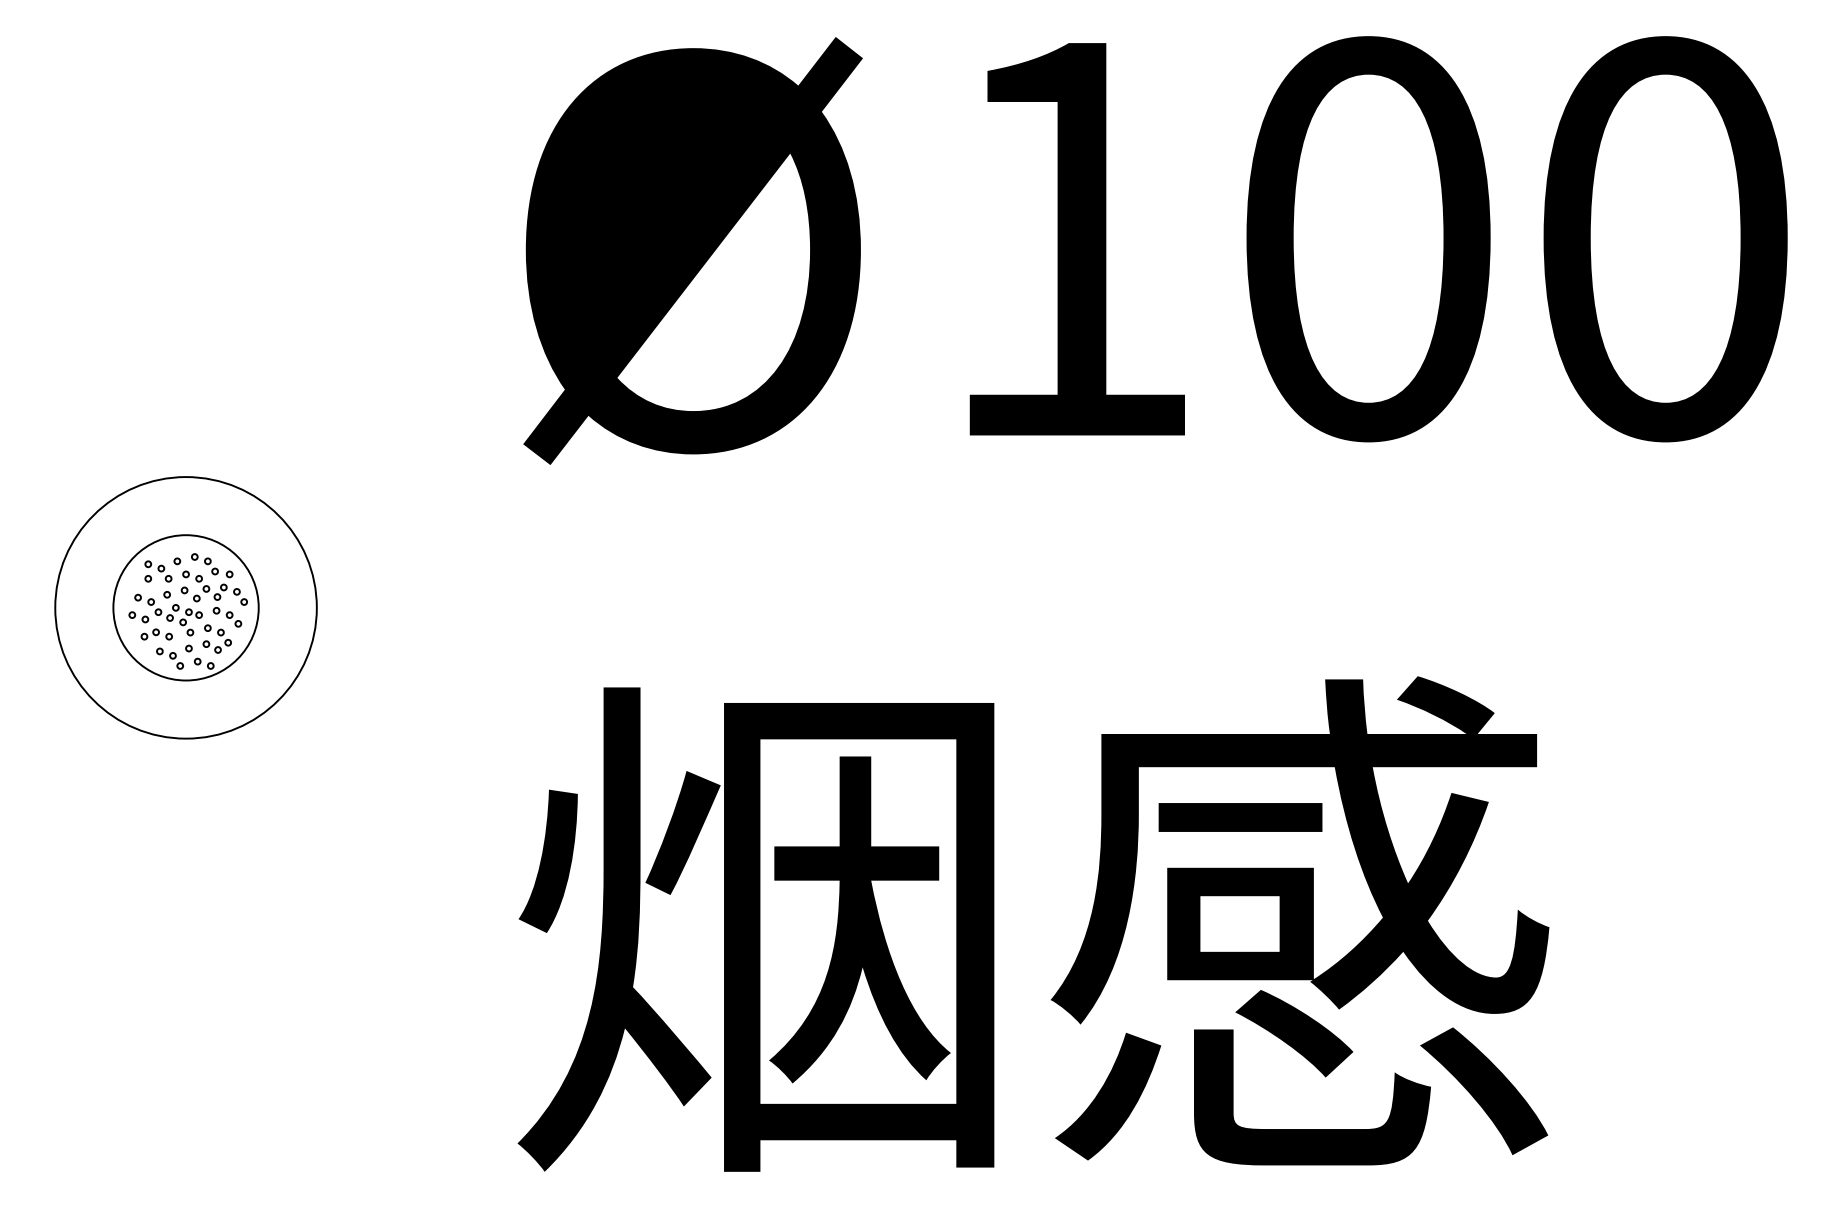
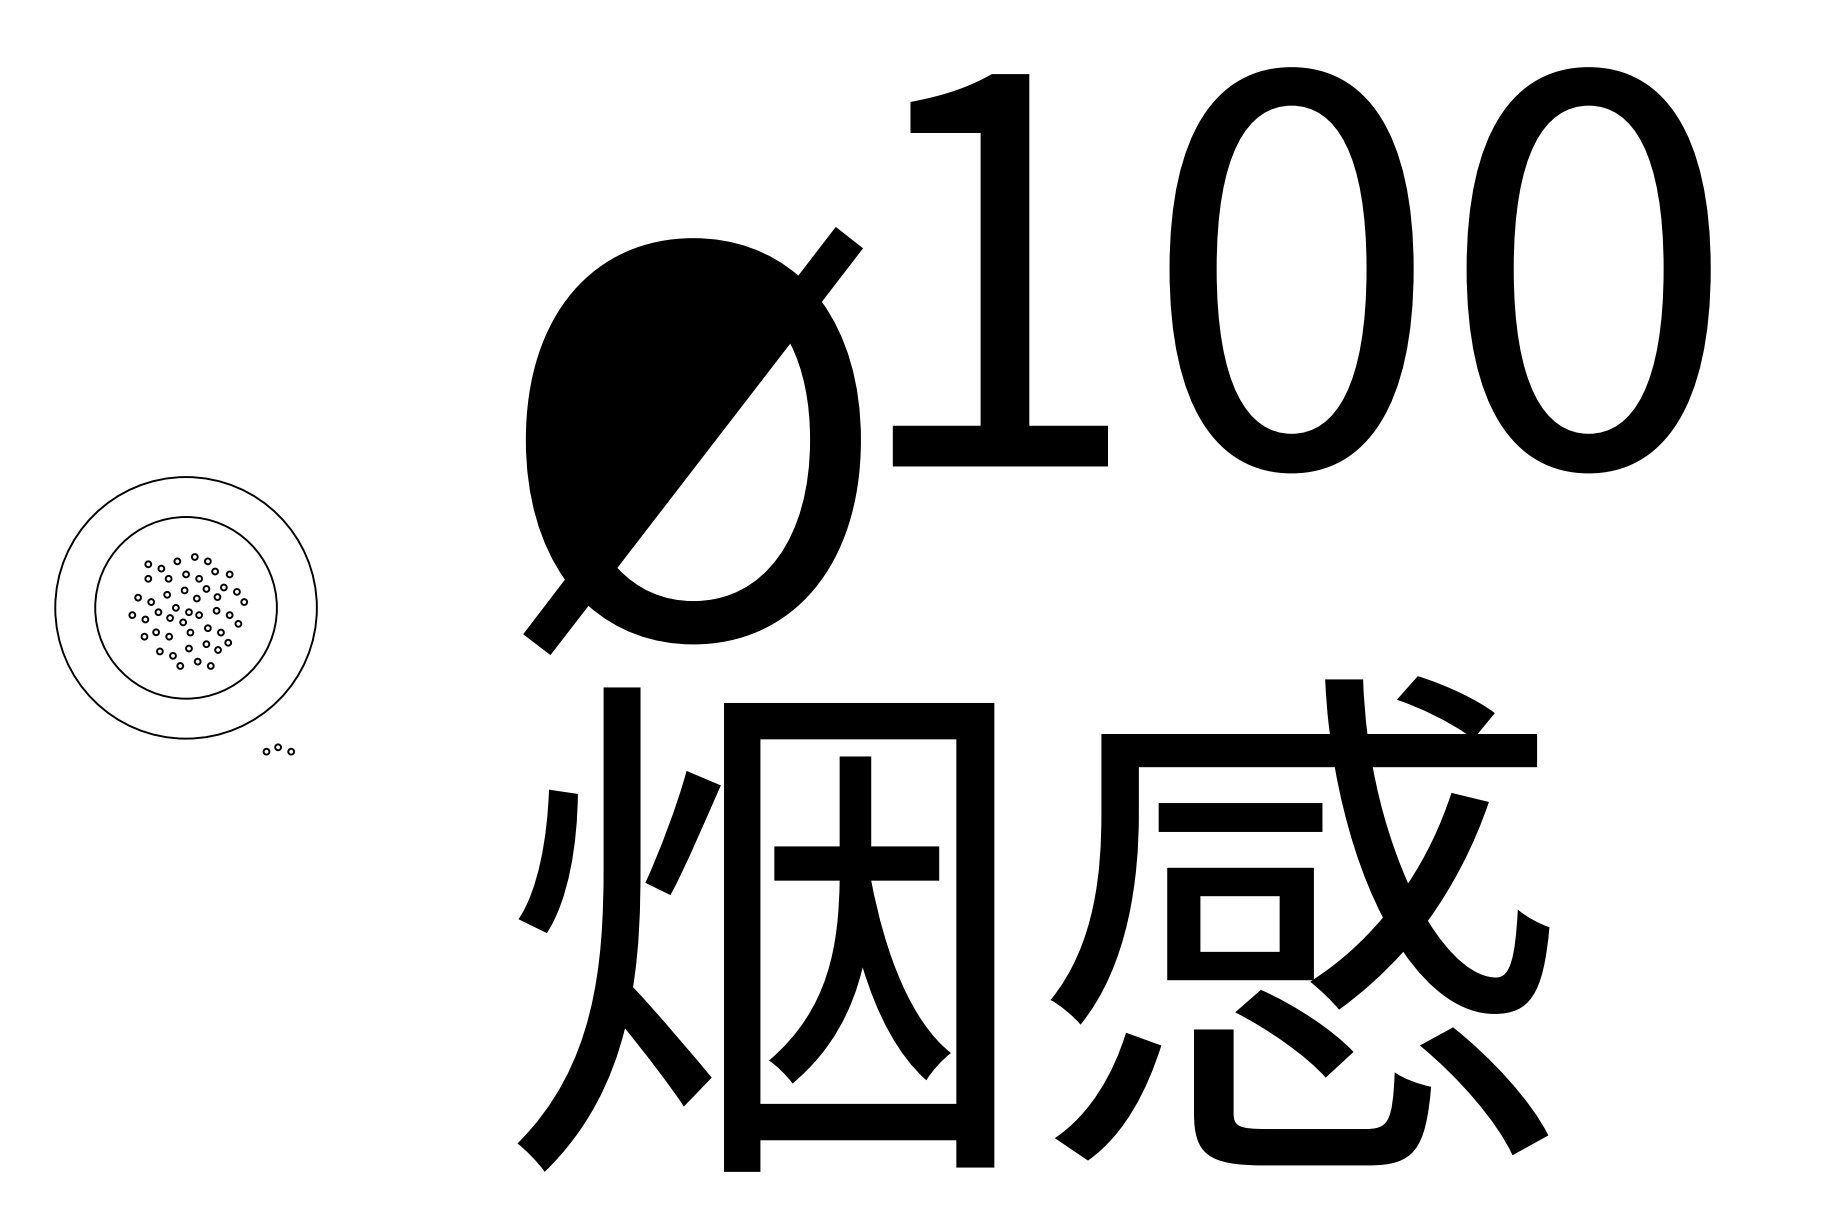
text position: (1378, 239) -> (1301, 270) (1301, 270)
text position: (692, 250) -> (692, 440) (692, 440)
circle diameter: 145 px -> 182 px (185, 607)
part: none -> present (278, 749)
